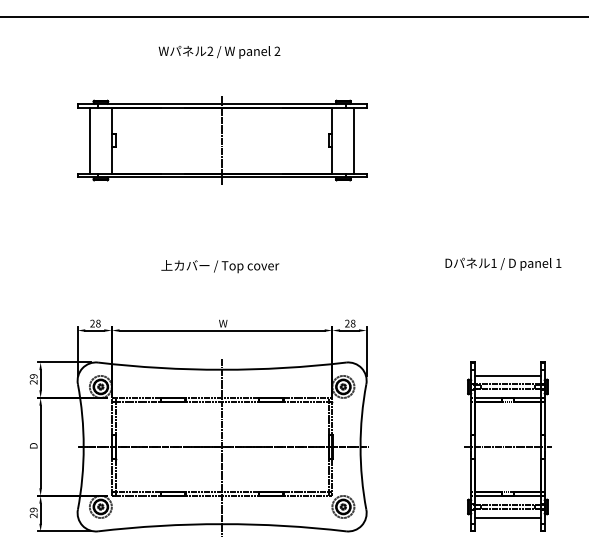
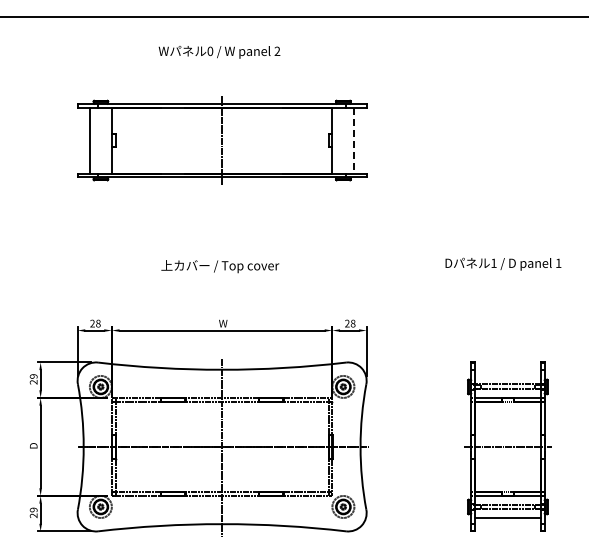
text: 2 -> 0 (210, 51)
line: solid -> dashed (354, 141)
line: present -> none (507, 375)
